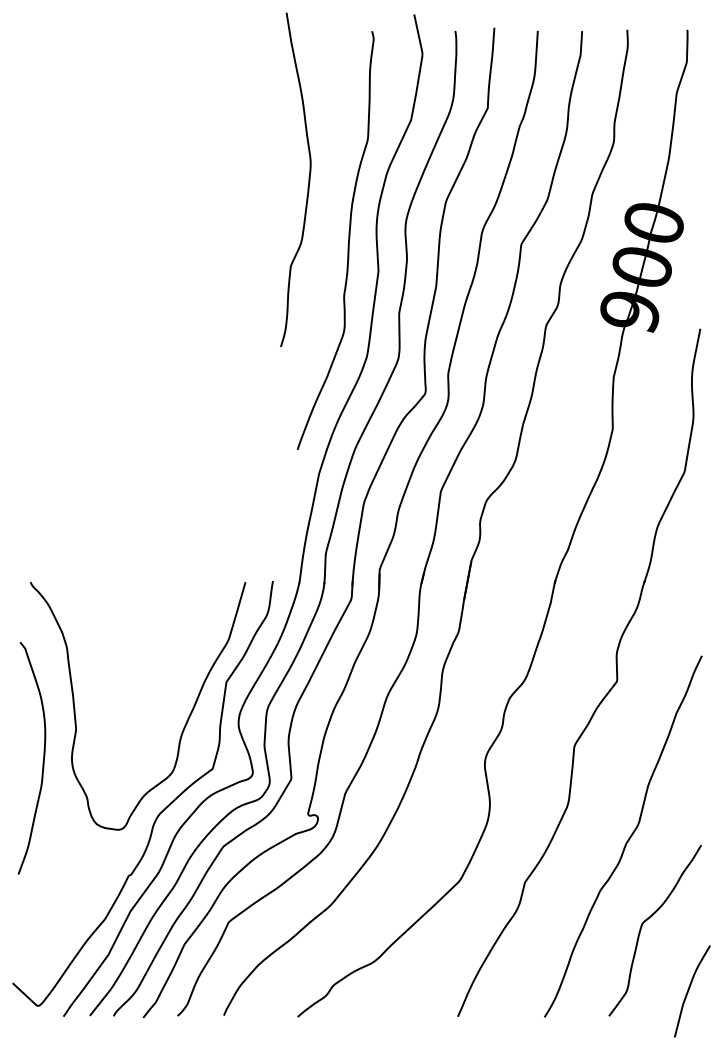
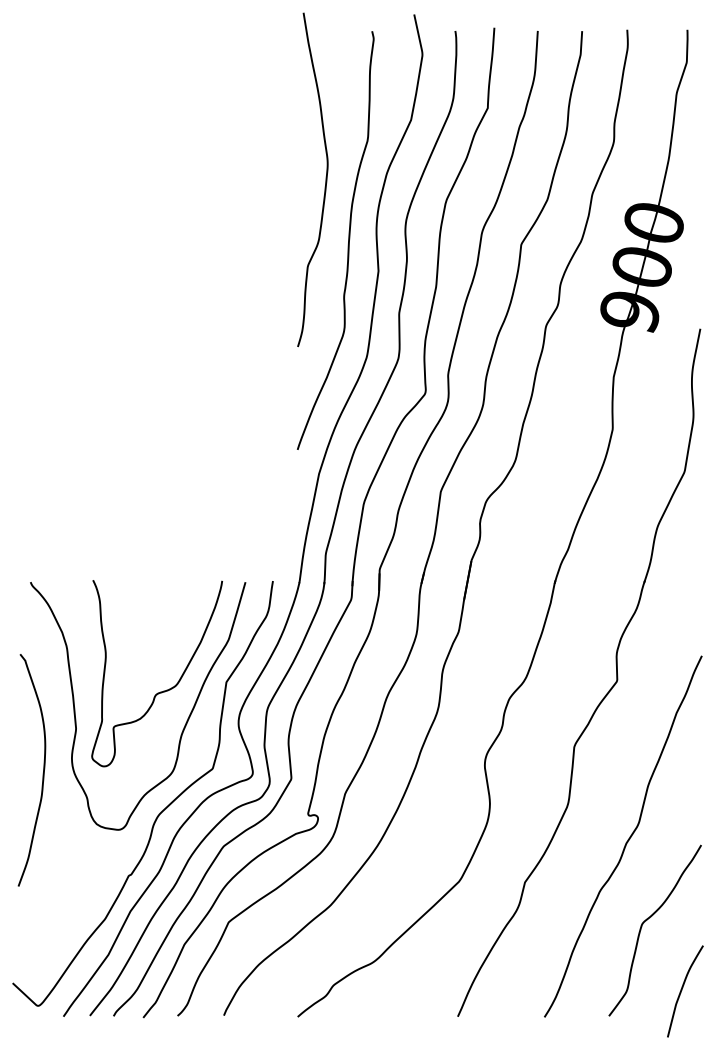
curve position: (308, 179) -> (325, 179) (325, 179)
curve: none -> present (163, 690)
curve position: (42, 761) -> (42, 773) (42, 773)
curve position: (689, 990) -> (682, 990) (682, 990)
